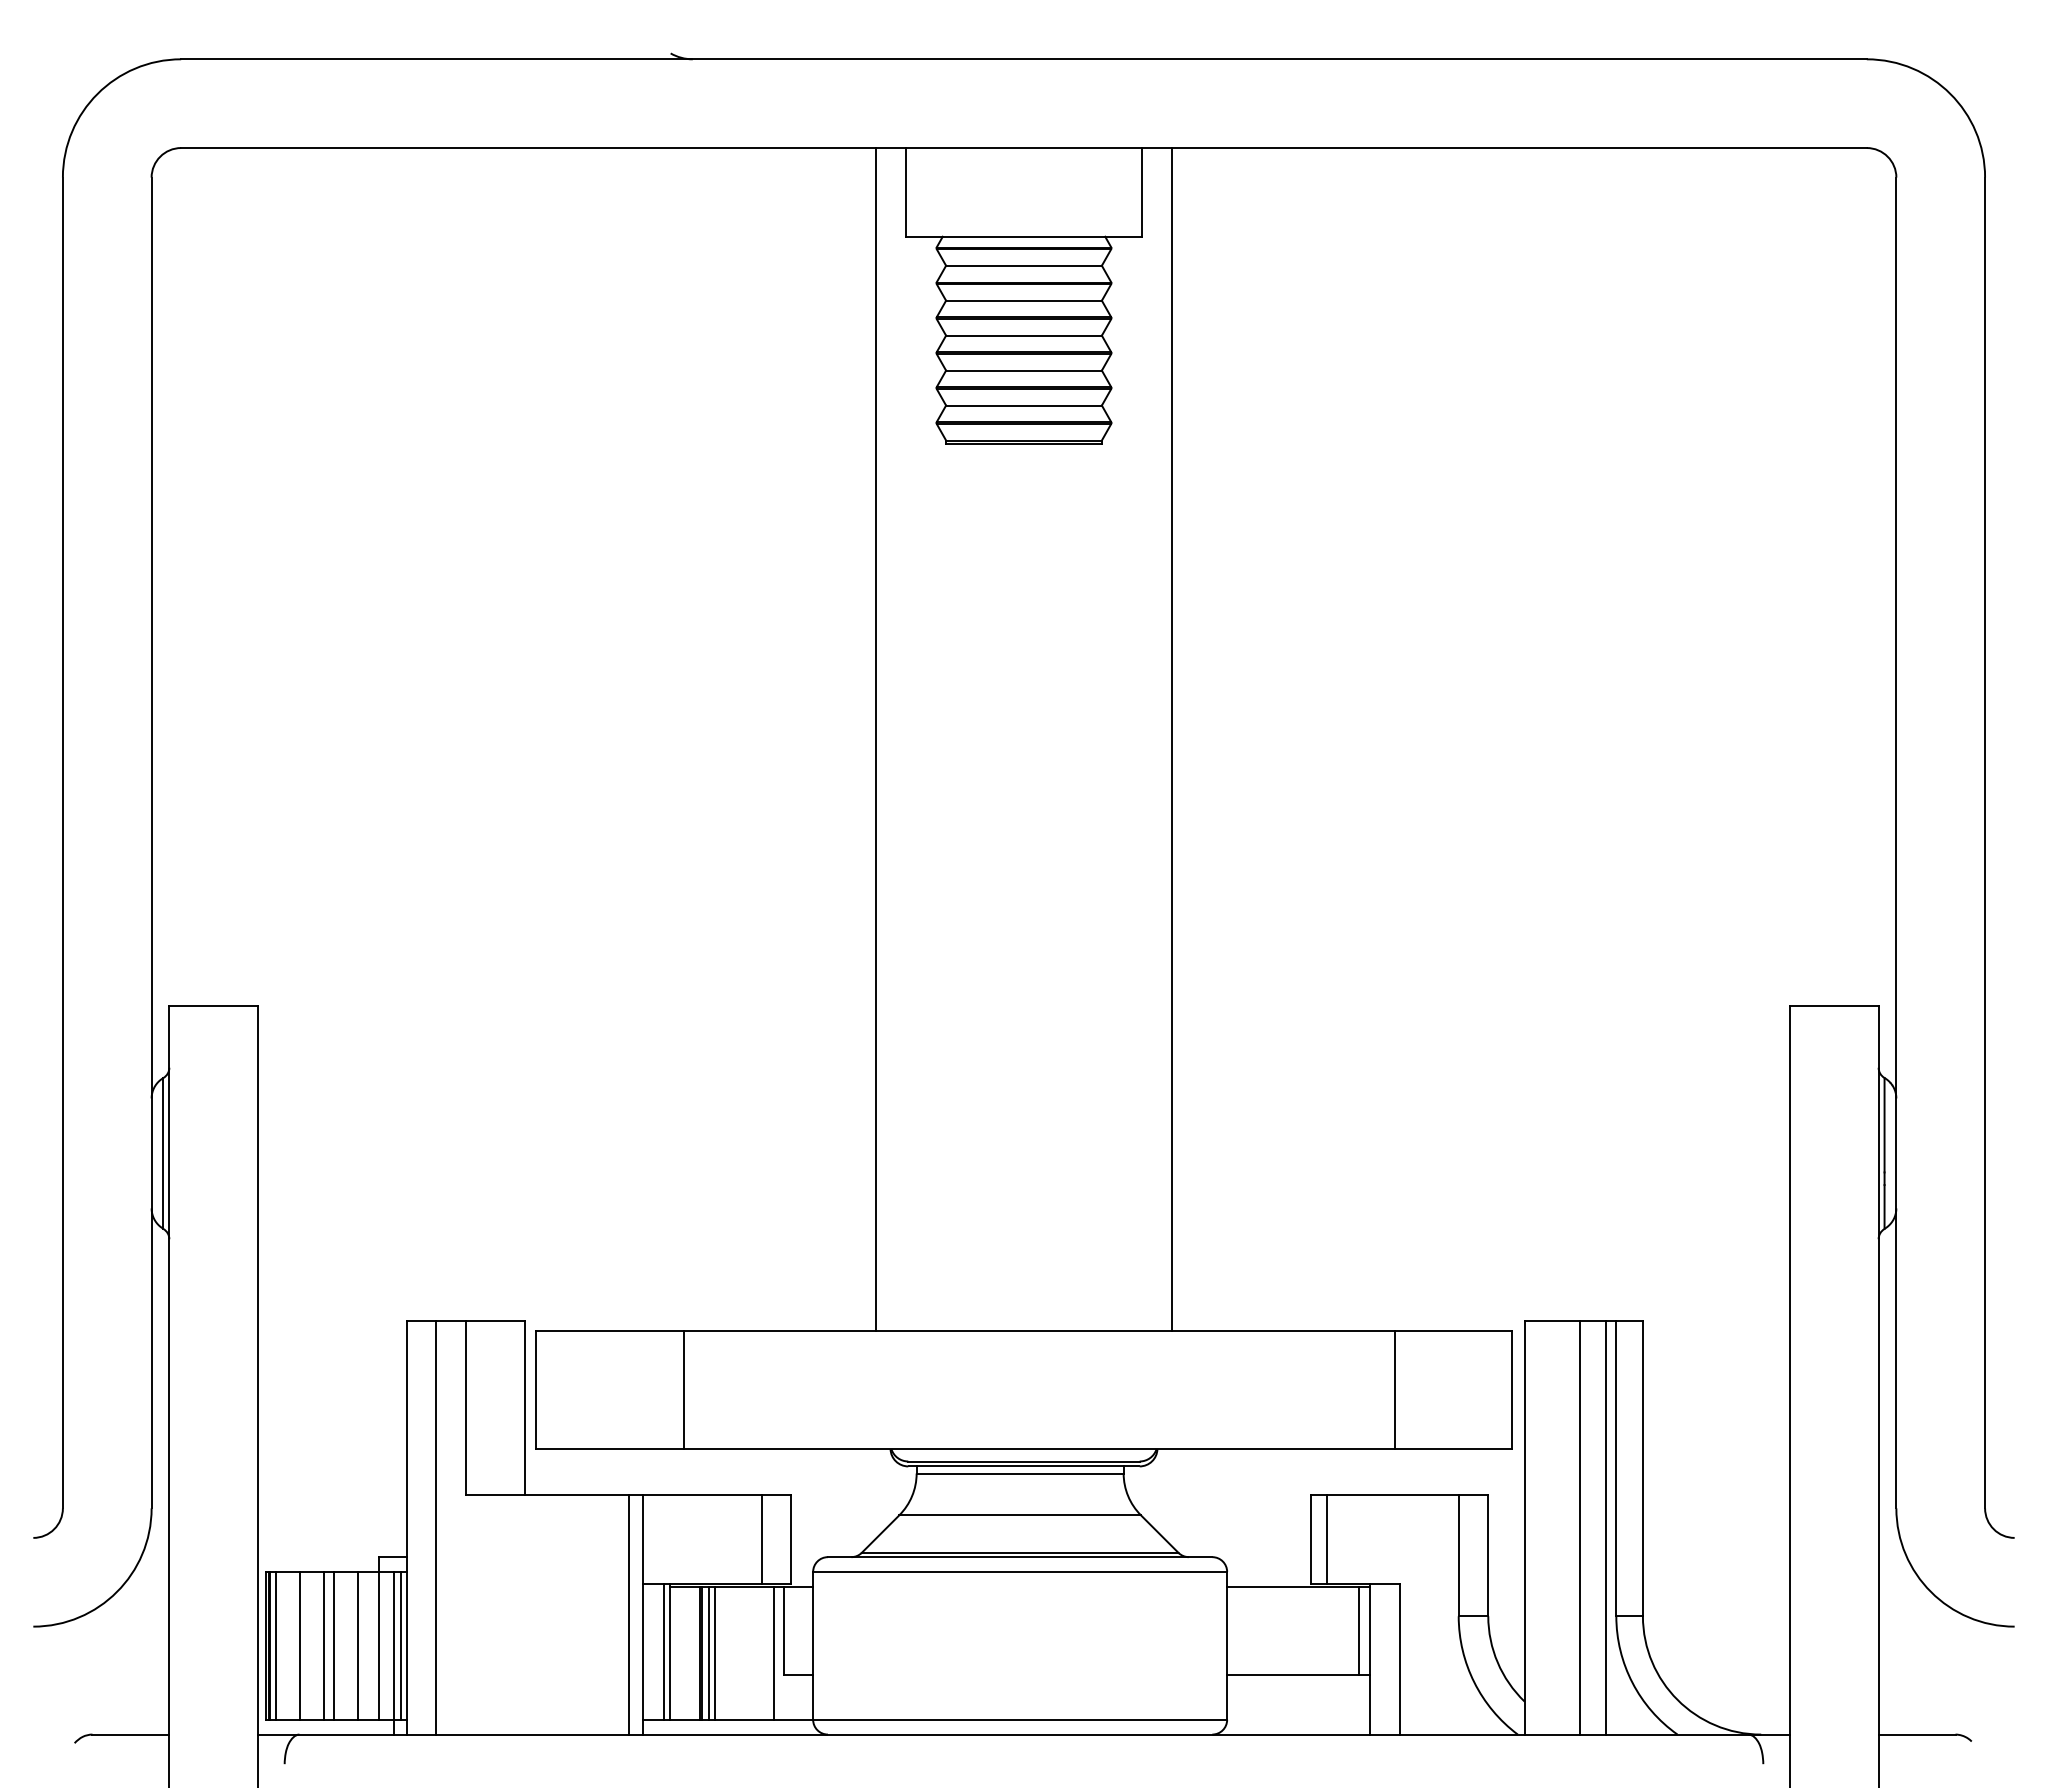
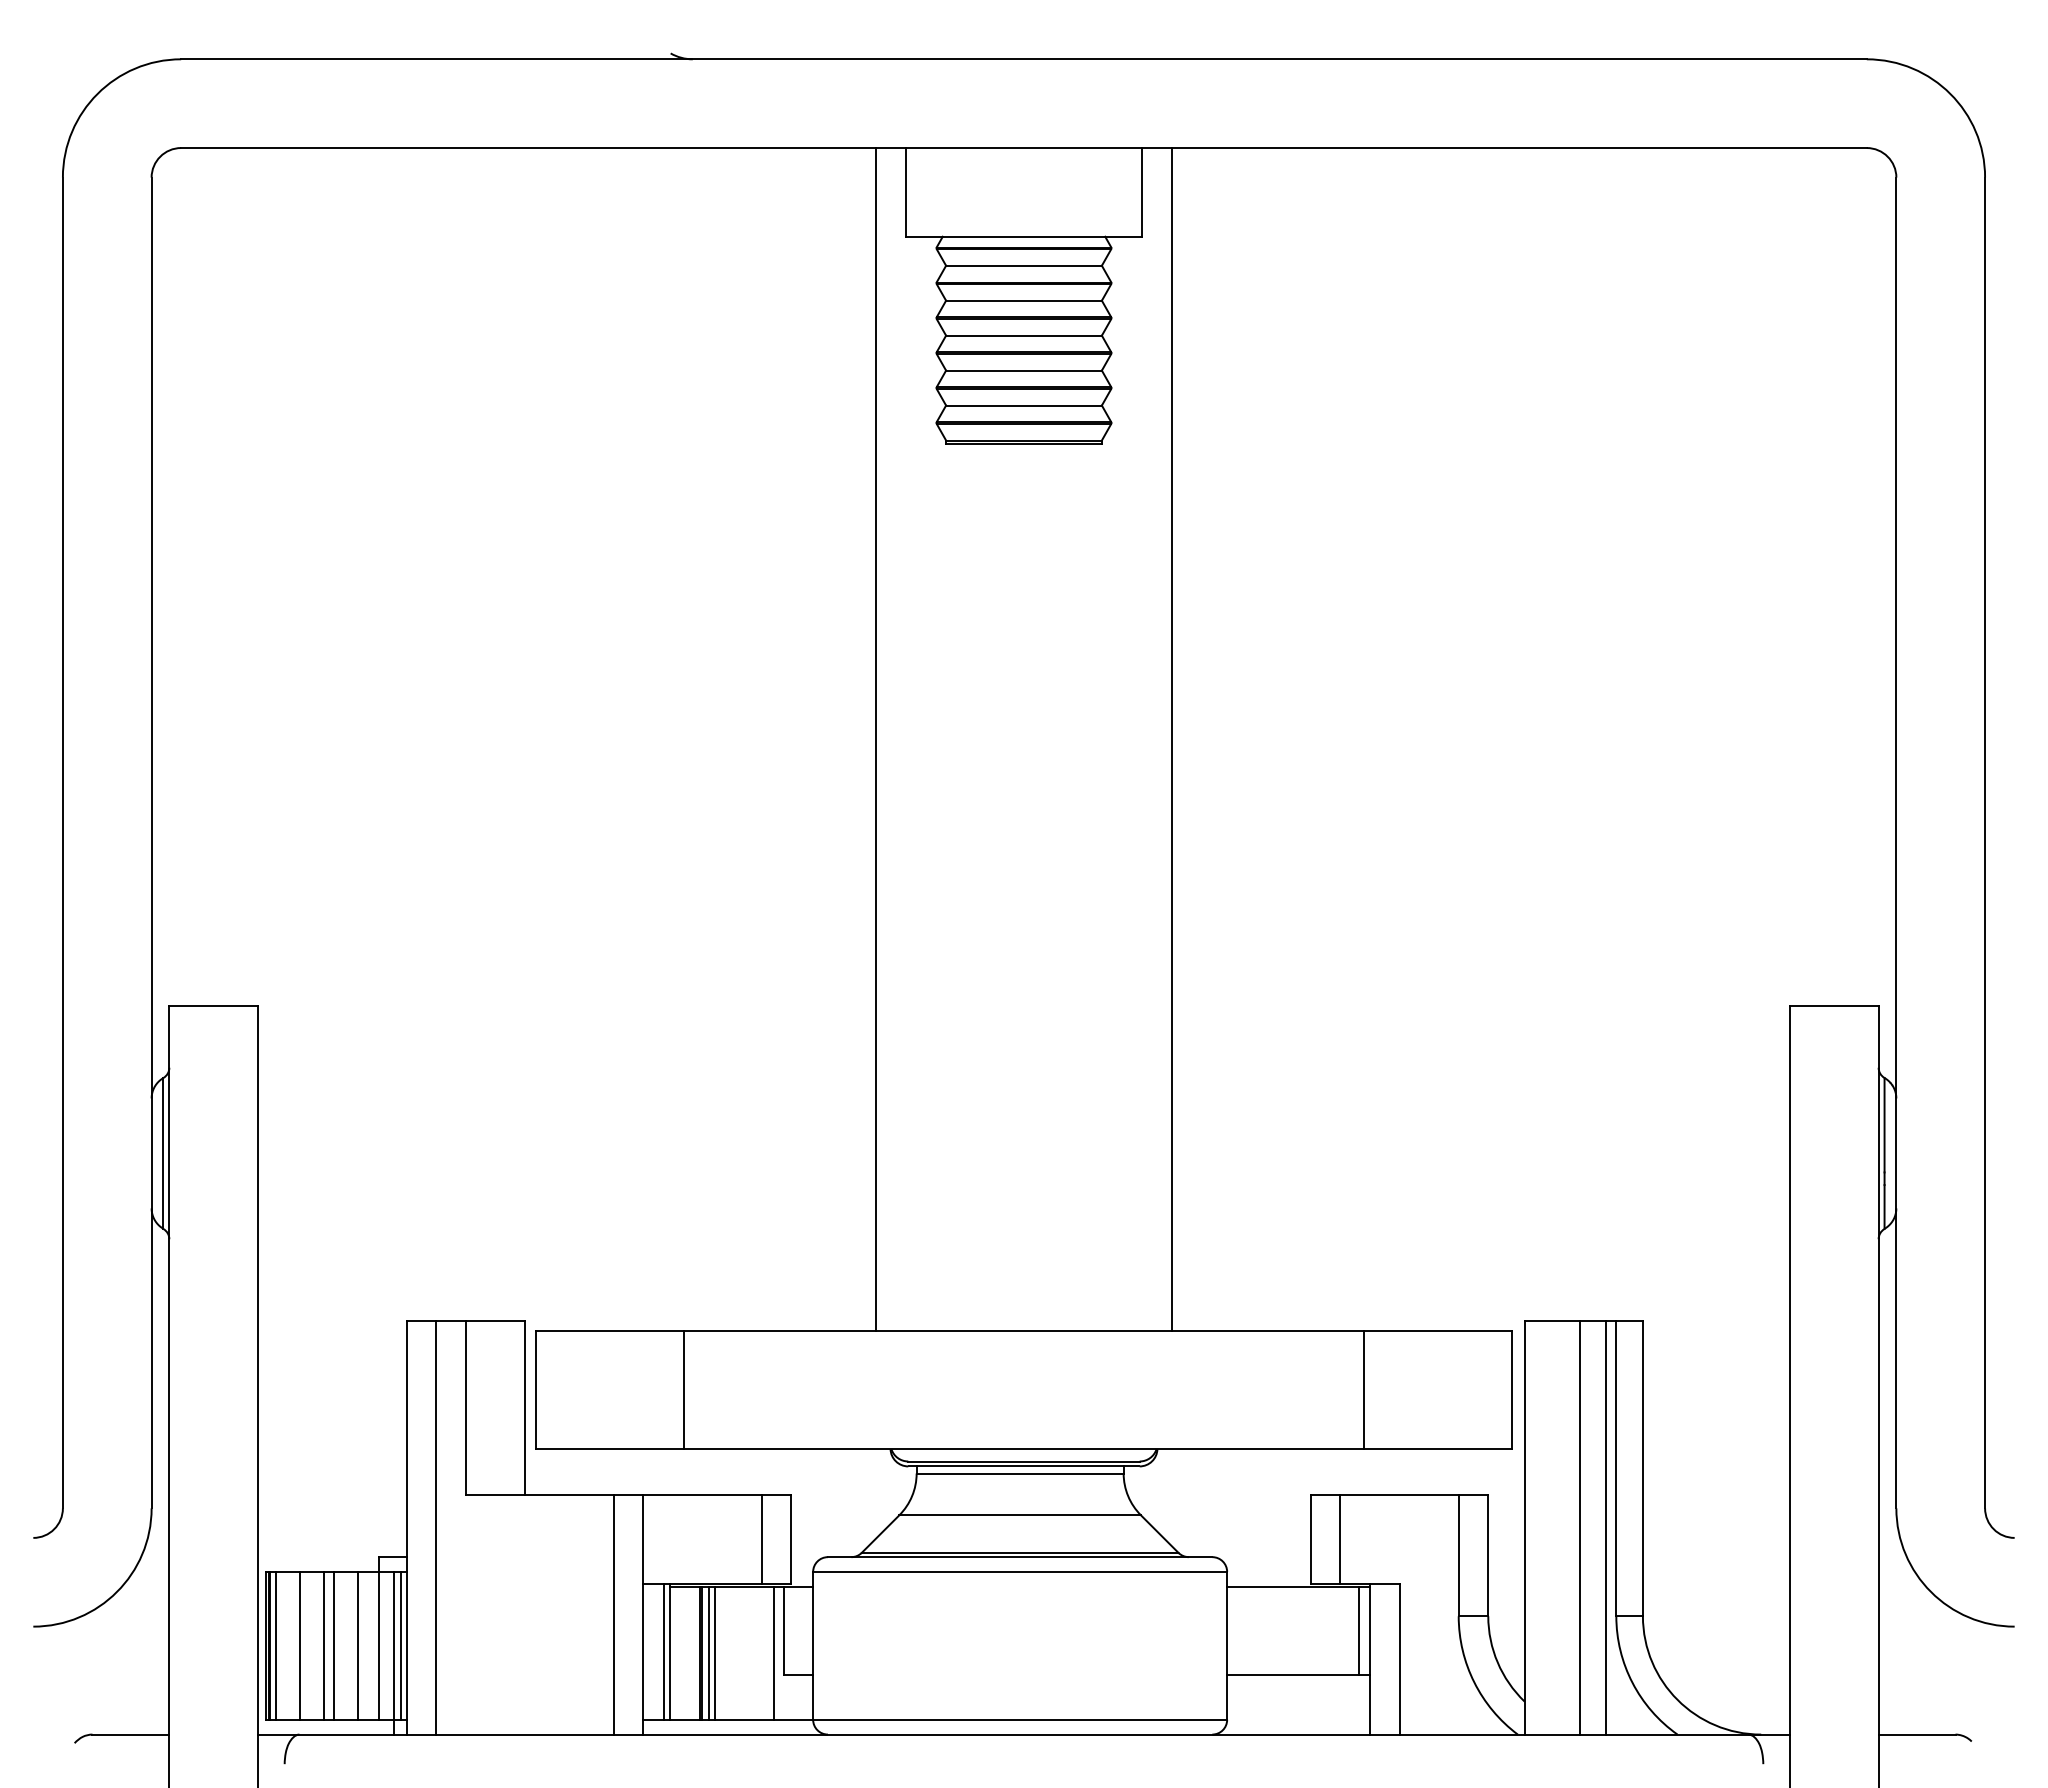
line position: (1395, 1389) -> (1364, 1389) (1364, 1389)
line position: (1327, 1539) -> (1340, 1539) (1340, 1539)
line position: (628, 1614) -> (613, 1614) (613, 1614)
